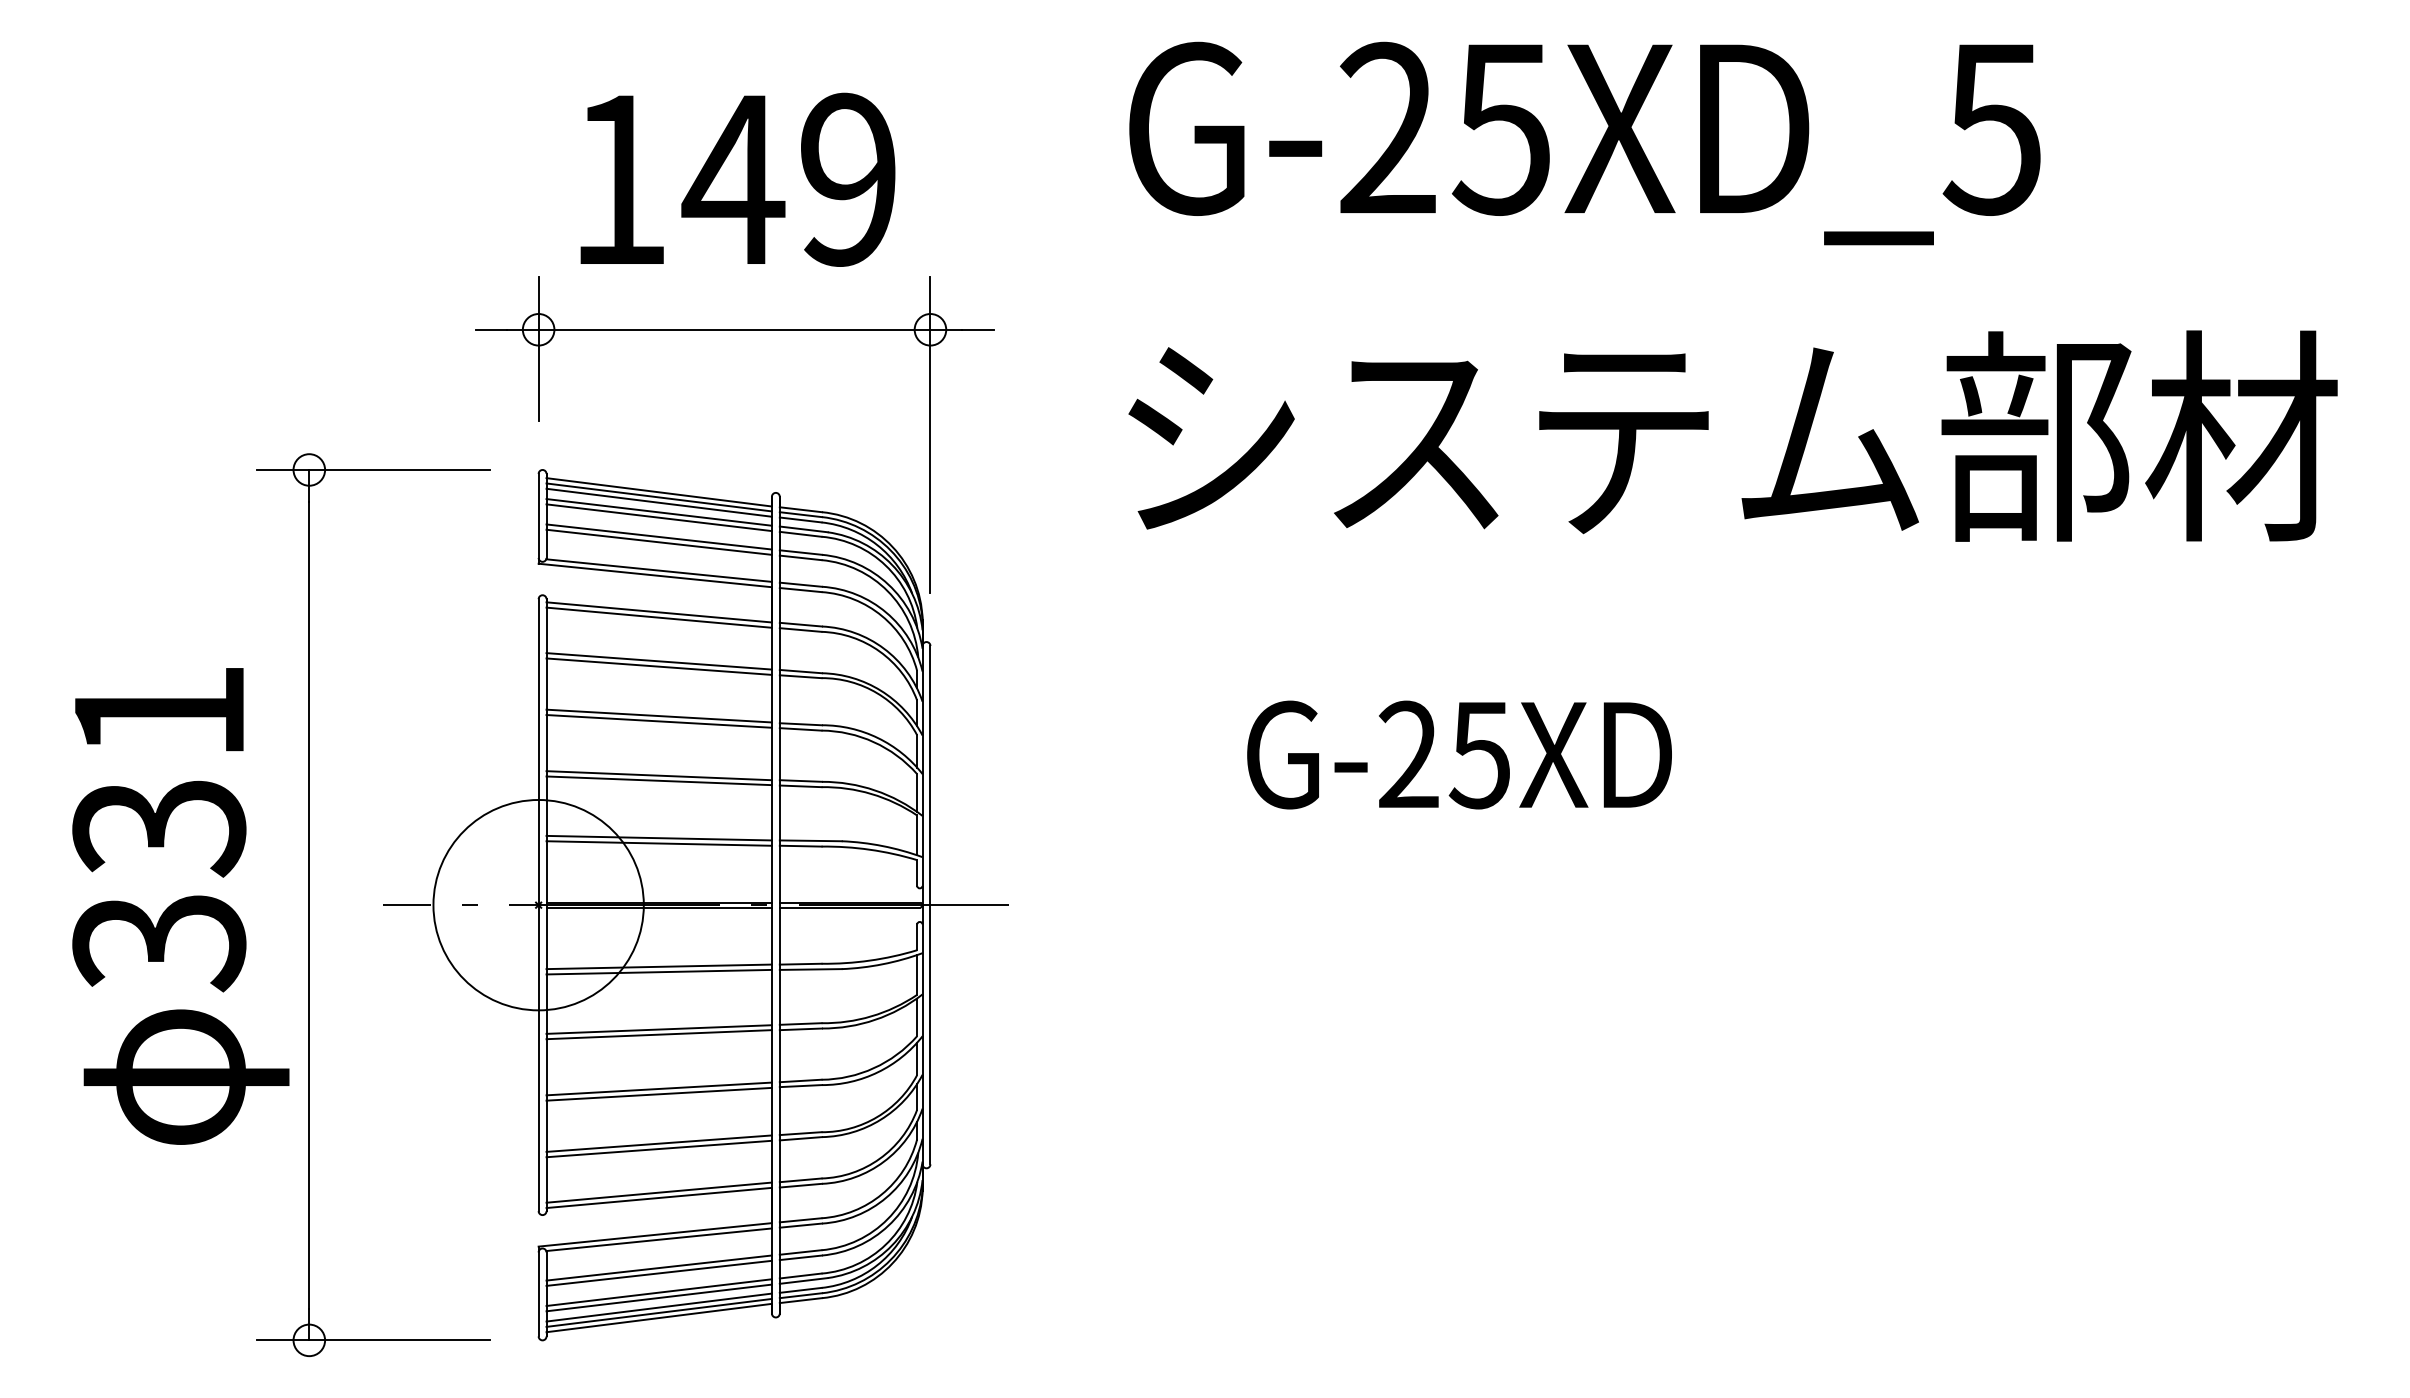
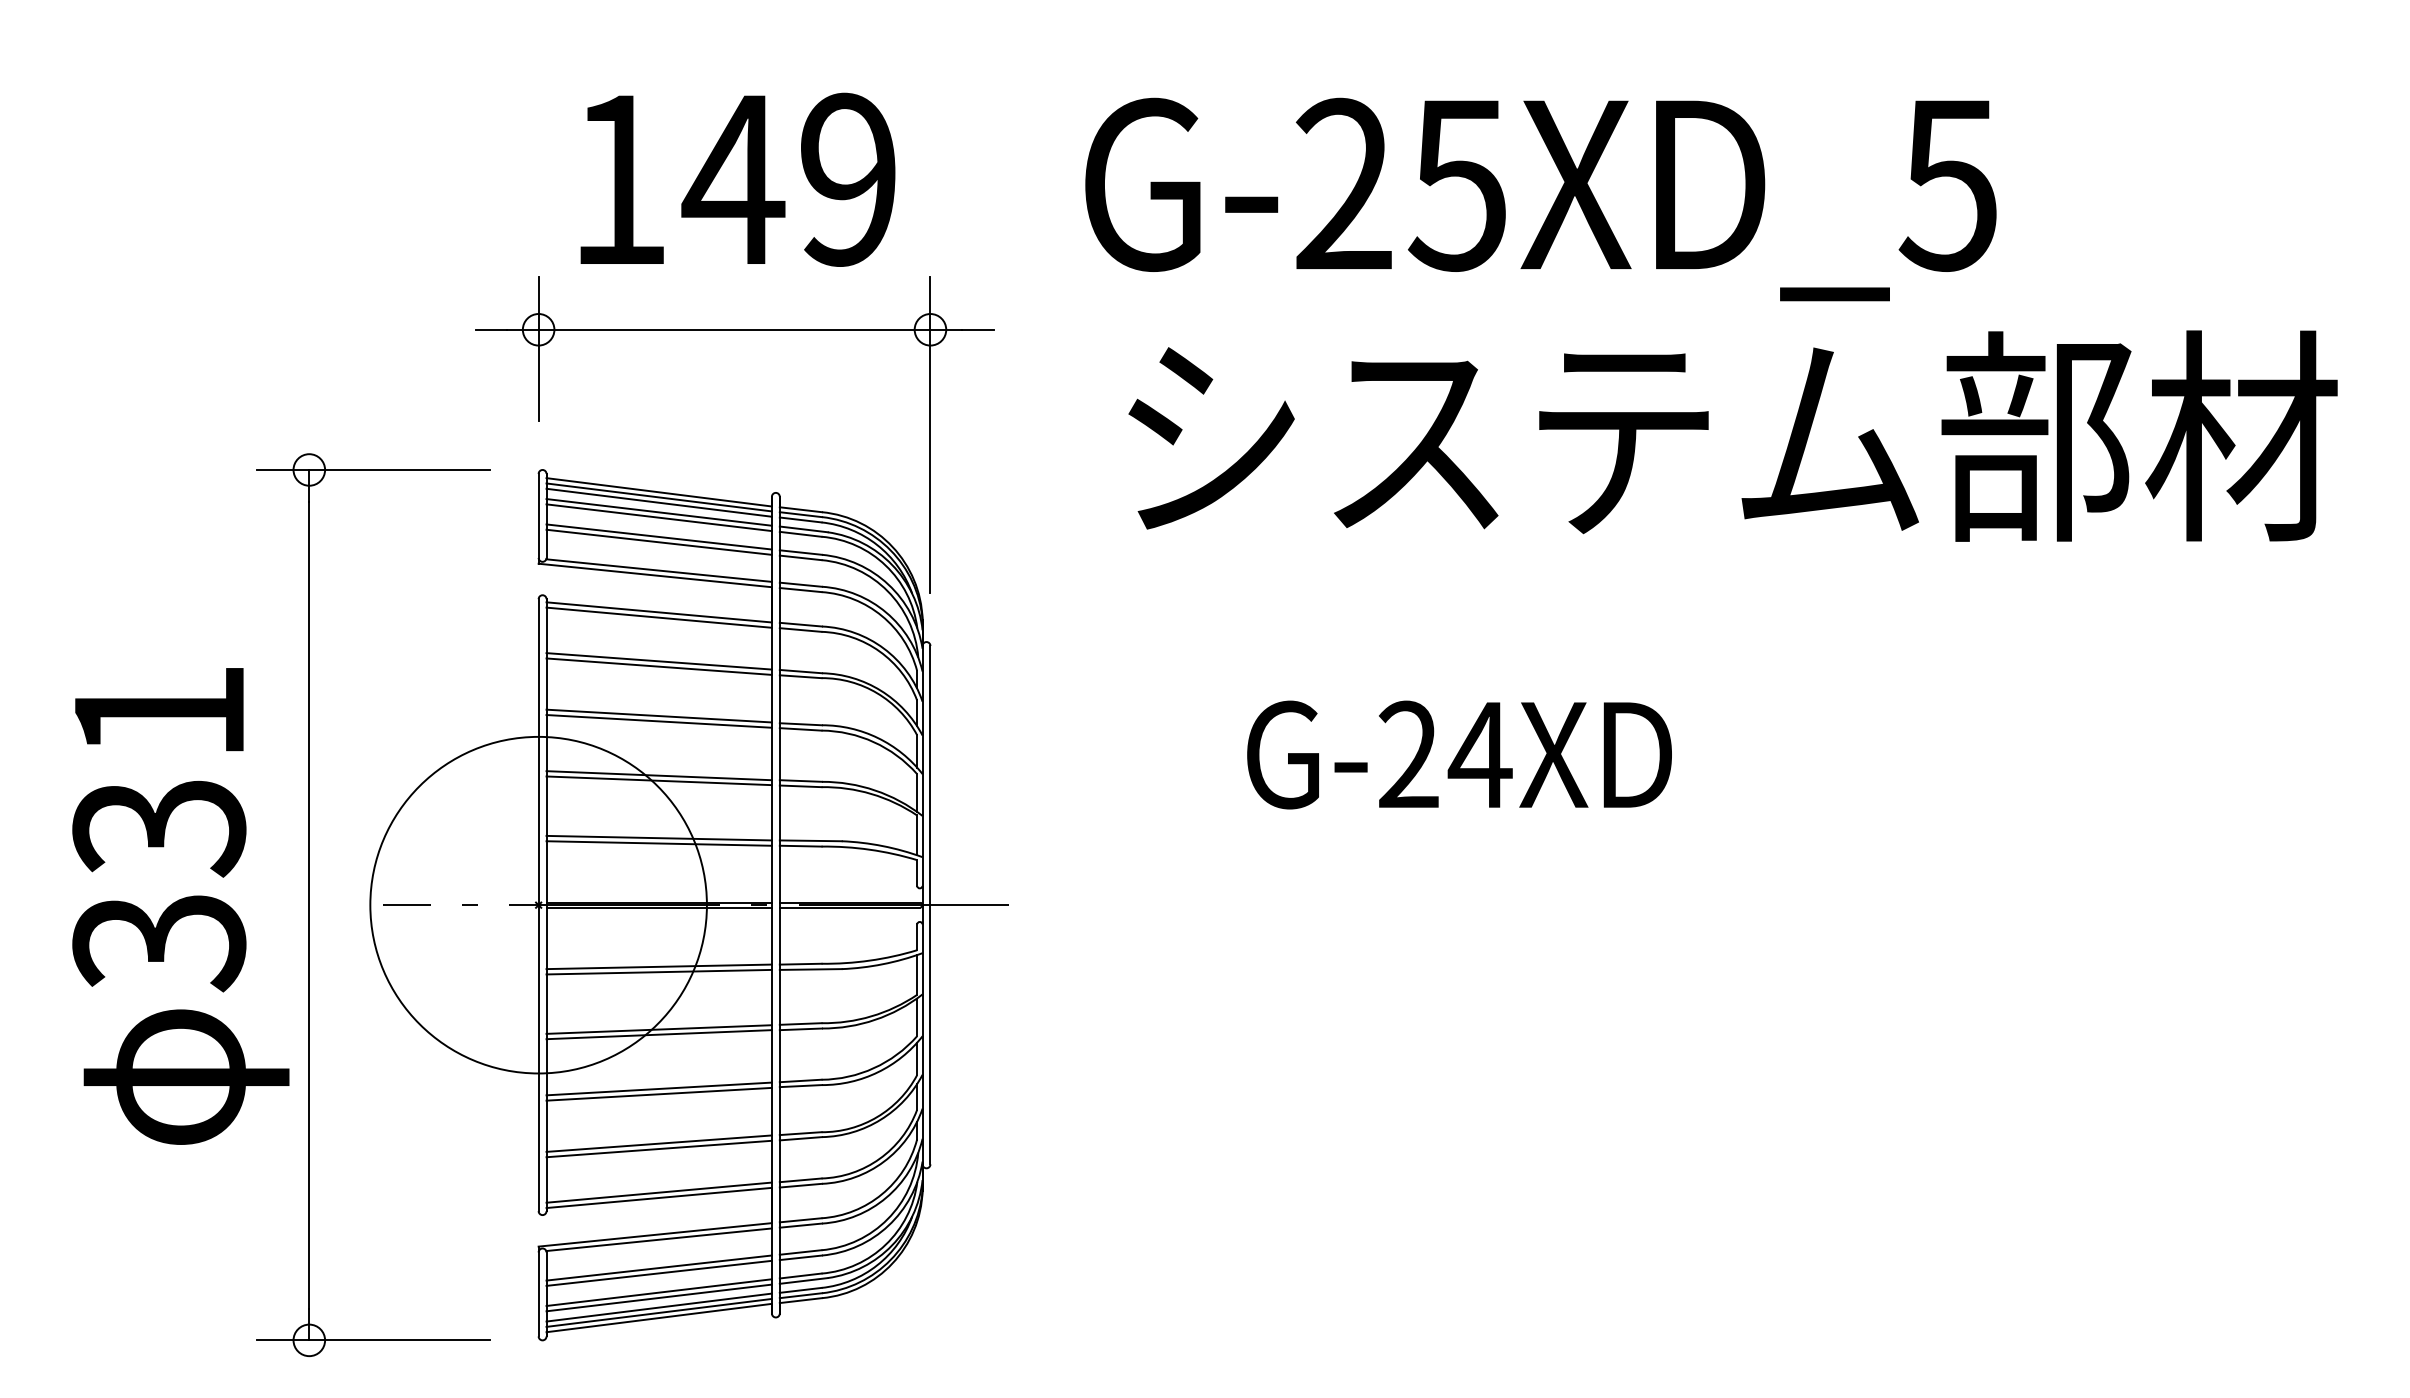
text position: (1584, 143) -> (1540, 199) (1540, 199)
text: G-25XD -> G-24XD (1479, 755)
circle diameter: 210 px -> 337 px (538, 904)
